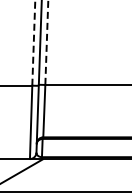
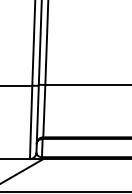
line: dashed -> solid (33, 42)
line: dashed -> solid (46, 43)
